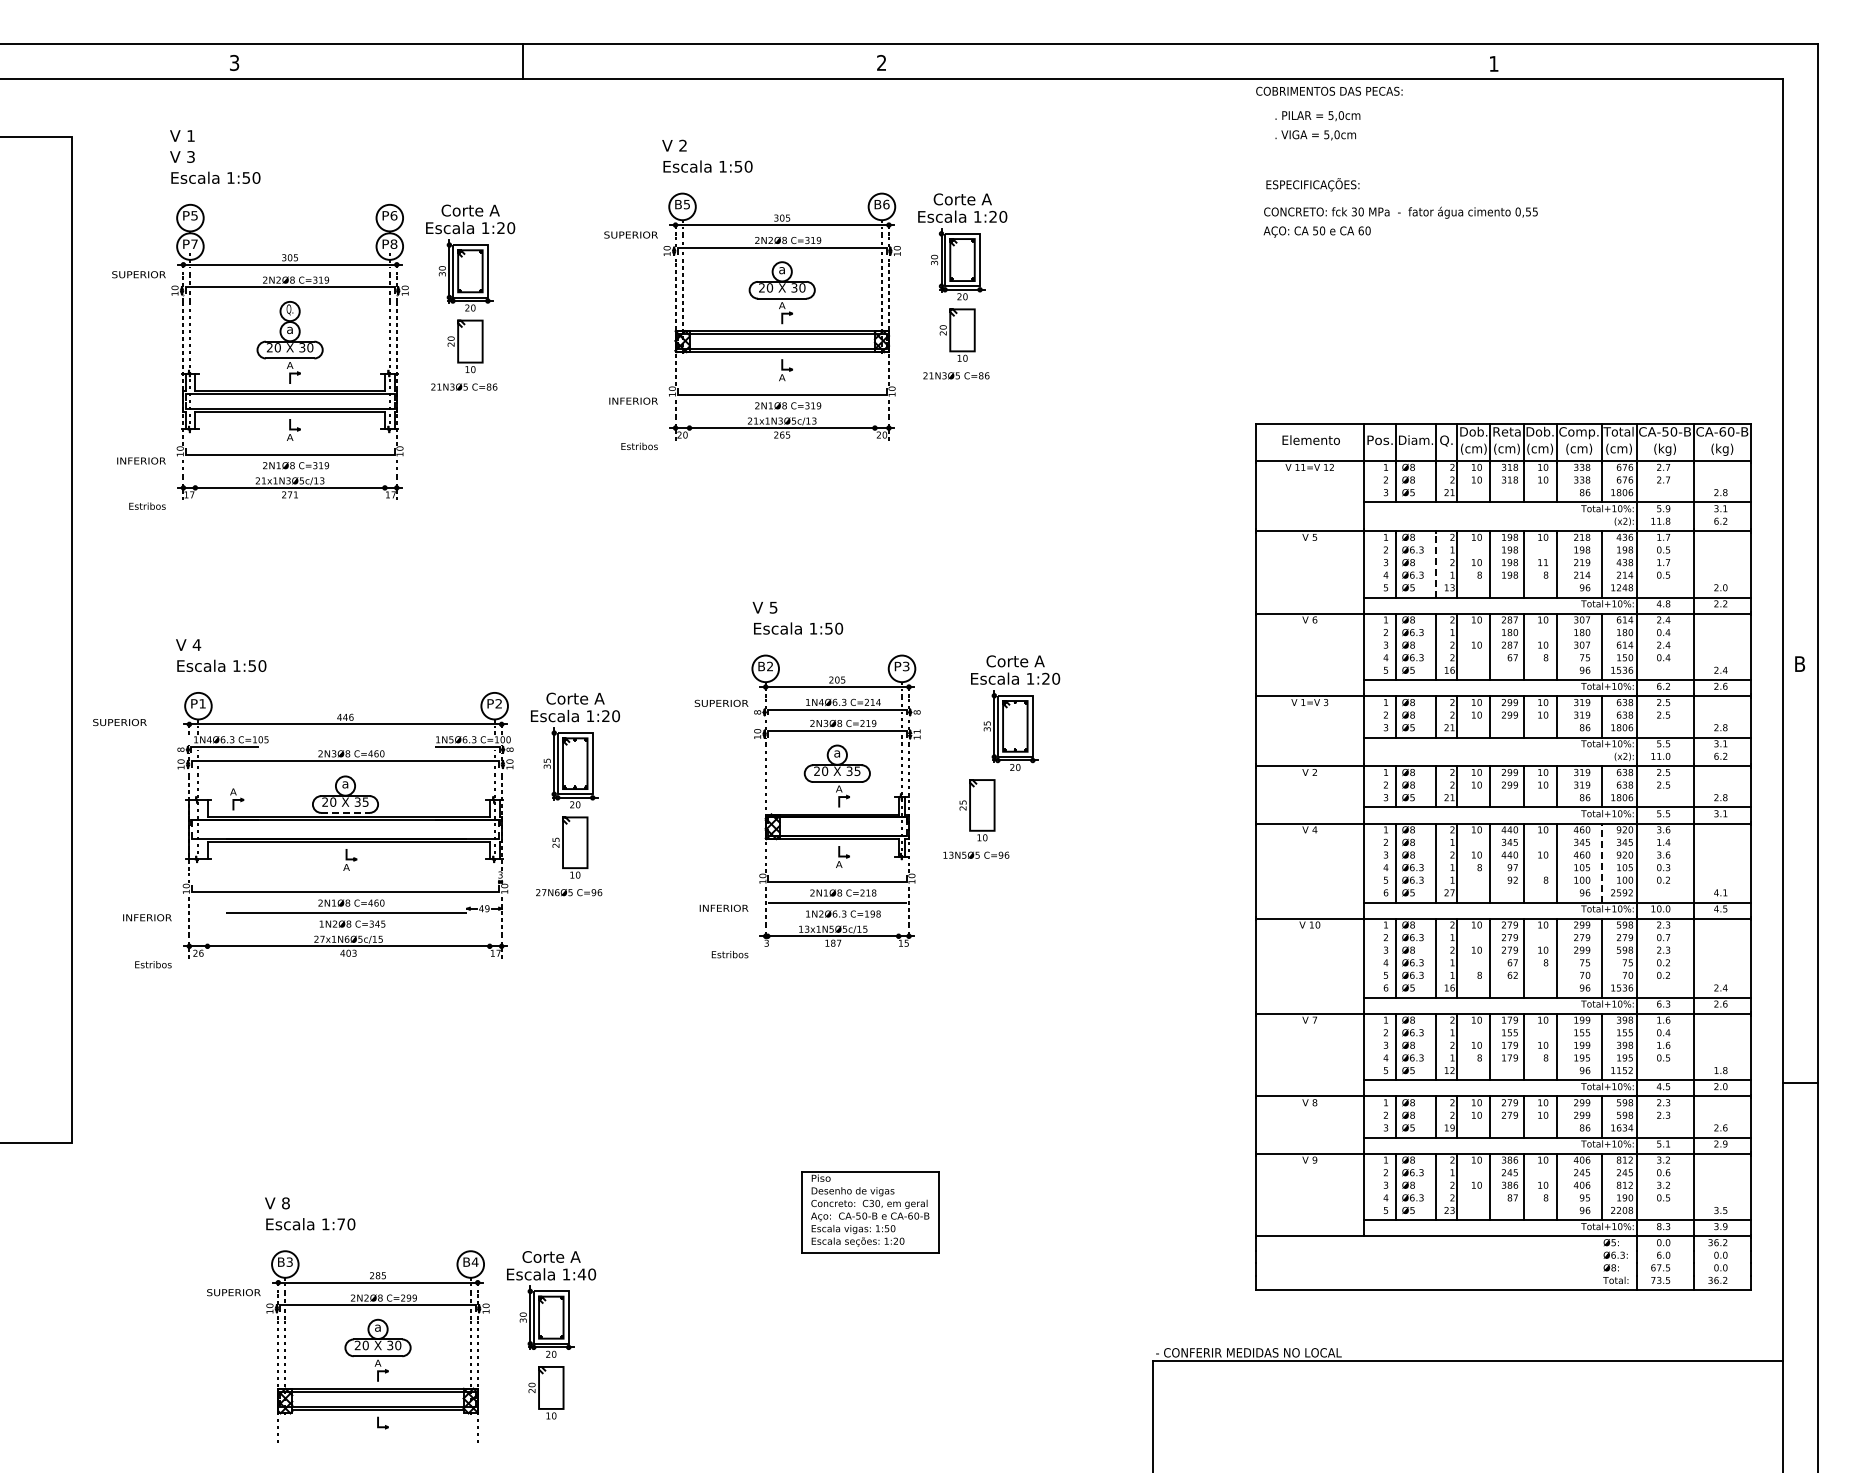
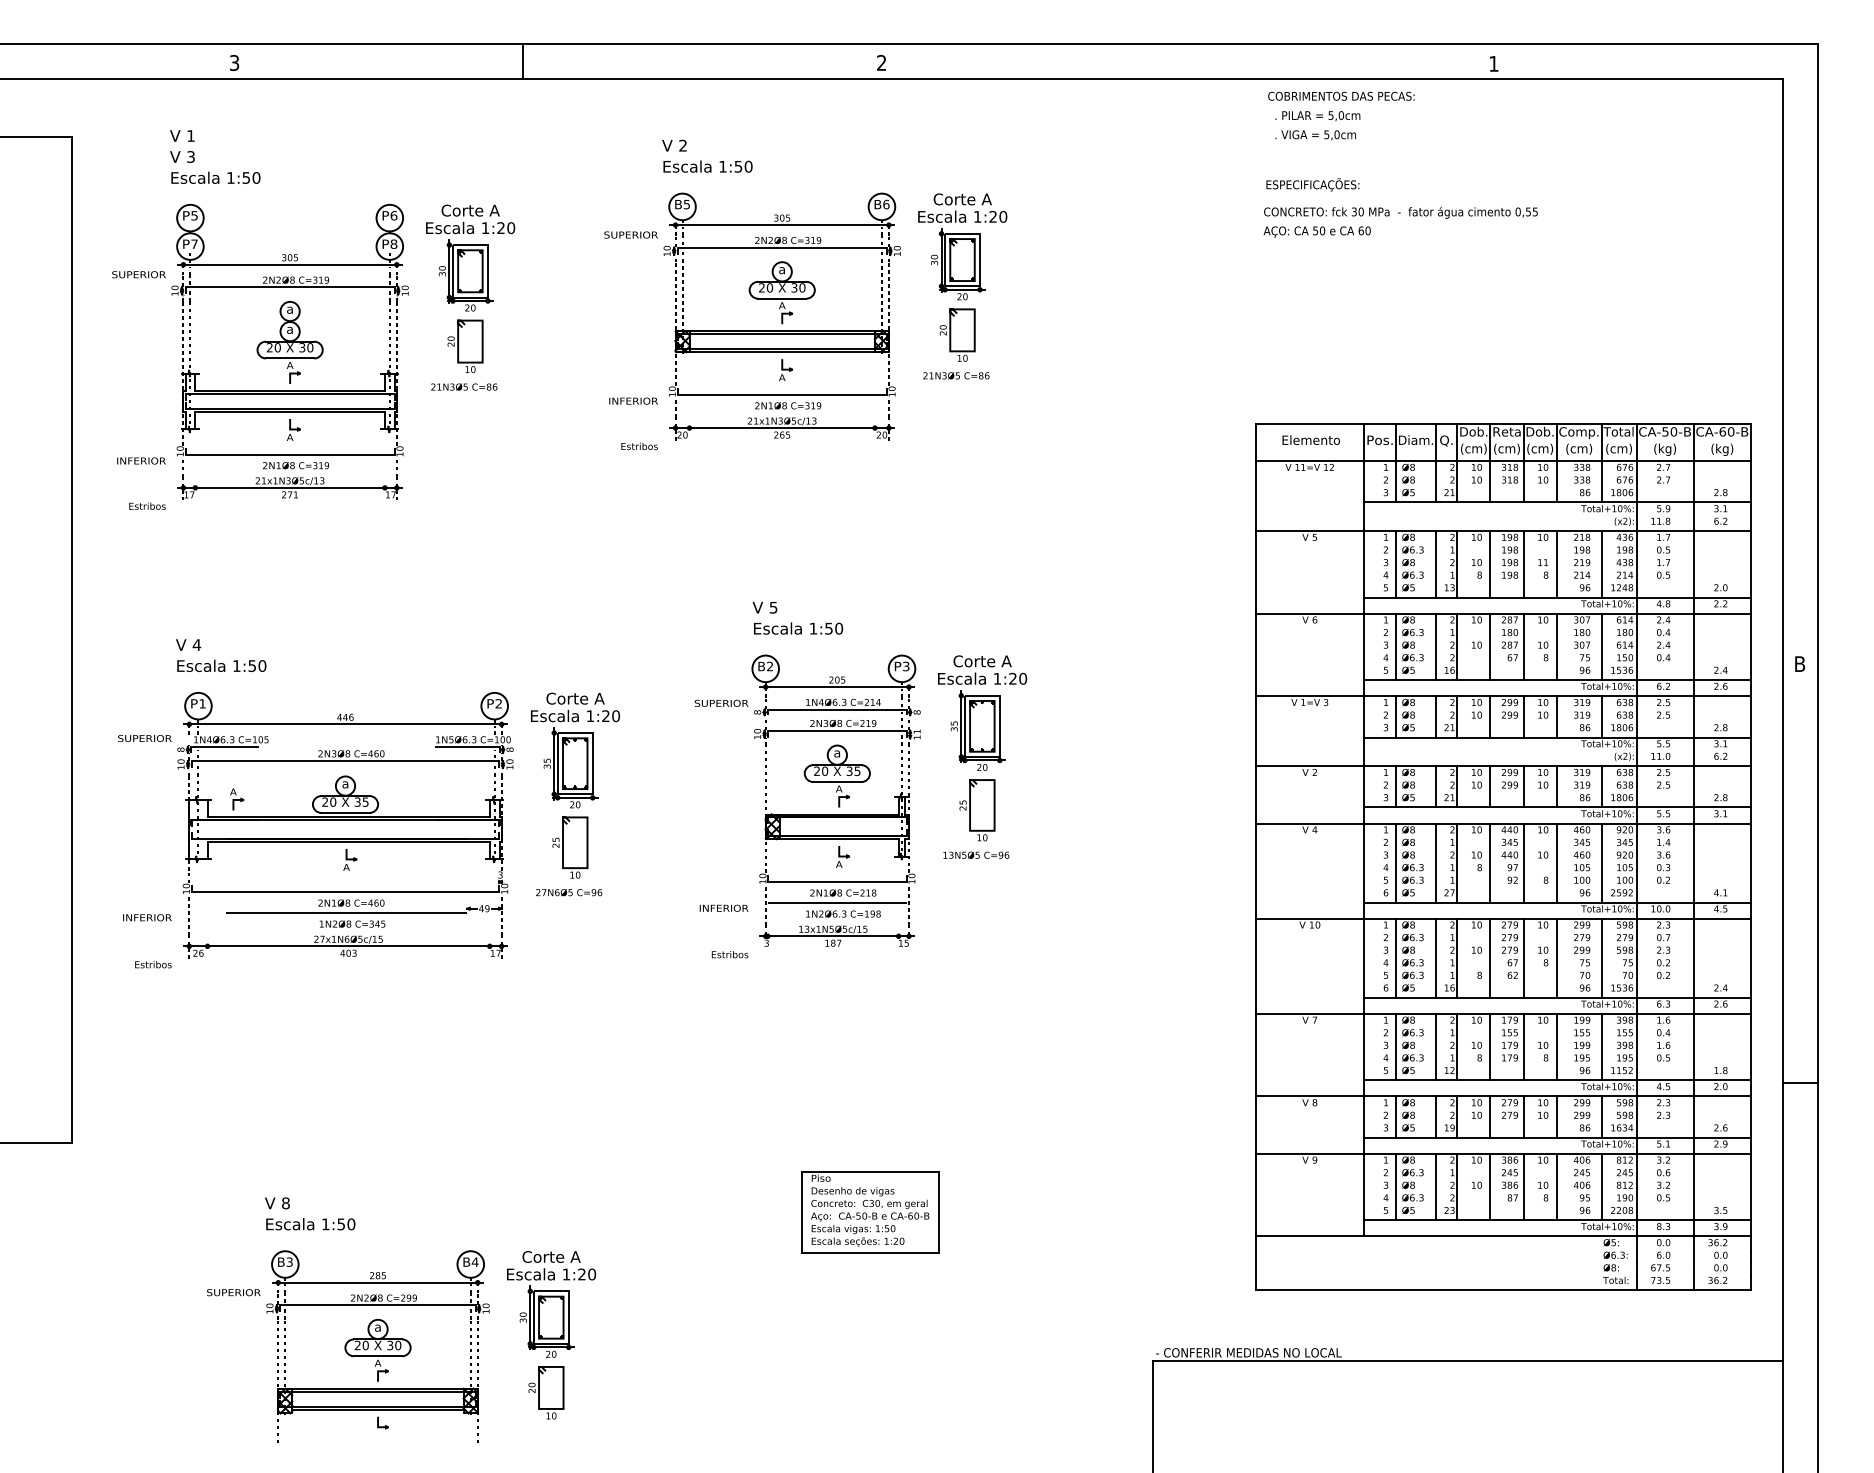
text position: (1329, 90) -> (1341, 95) (1341, 95)
text: Q. -> a (289, 309)
line: dashed -> solid (1436, 564)
part position: (1015, 712) -> (982, 712) (982, 712)
text position: (119, 722) -> (144, 738) (144, 738)
line: dashed -> solid (346, 812)
line: dashed -> solid (1601, 863)
text: 1:70 -> 1:50 (340, 1224)
text: 1:40 -> 1:20 (581, 1274)
